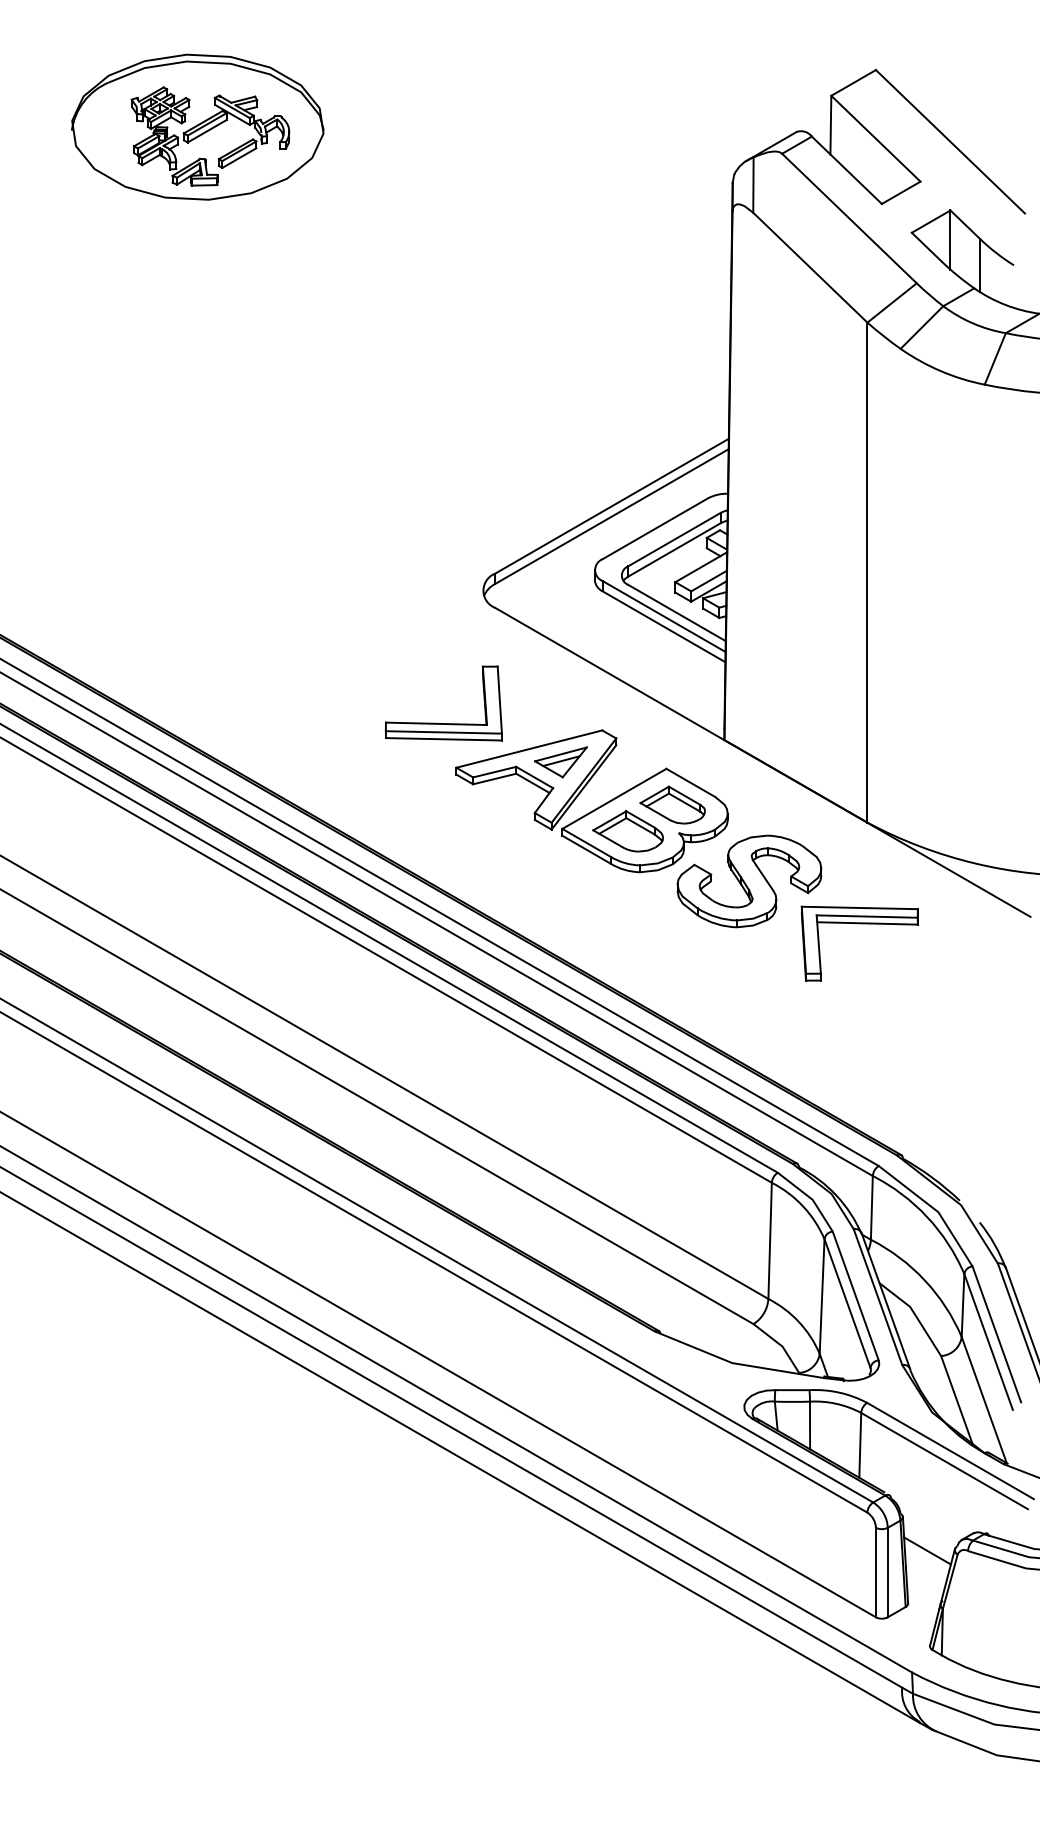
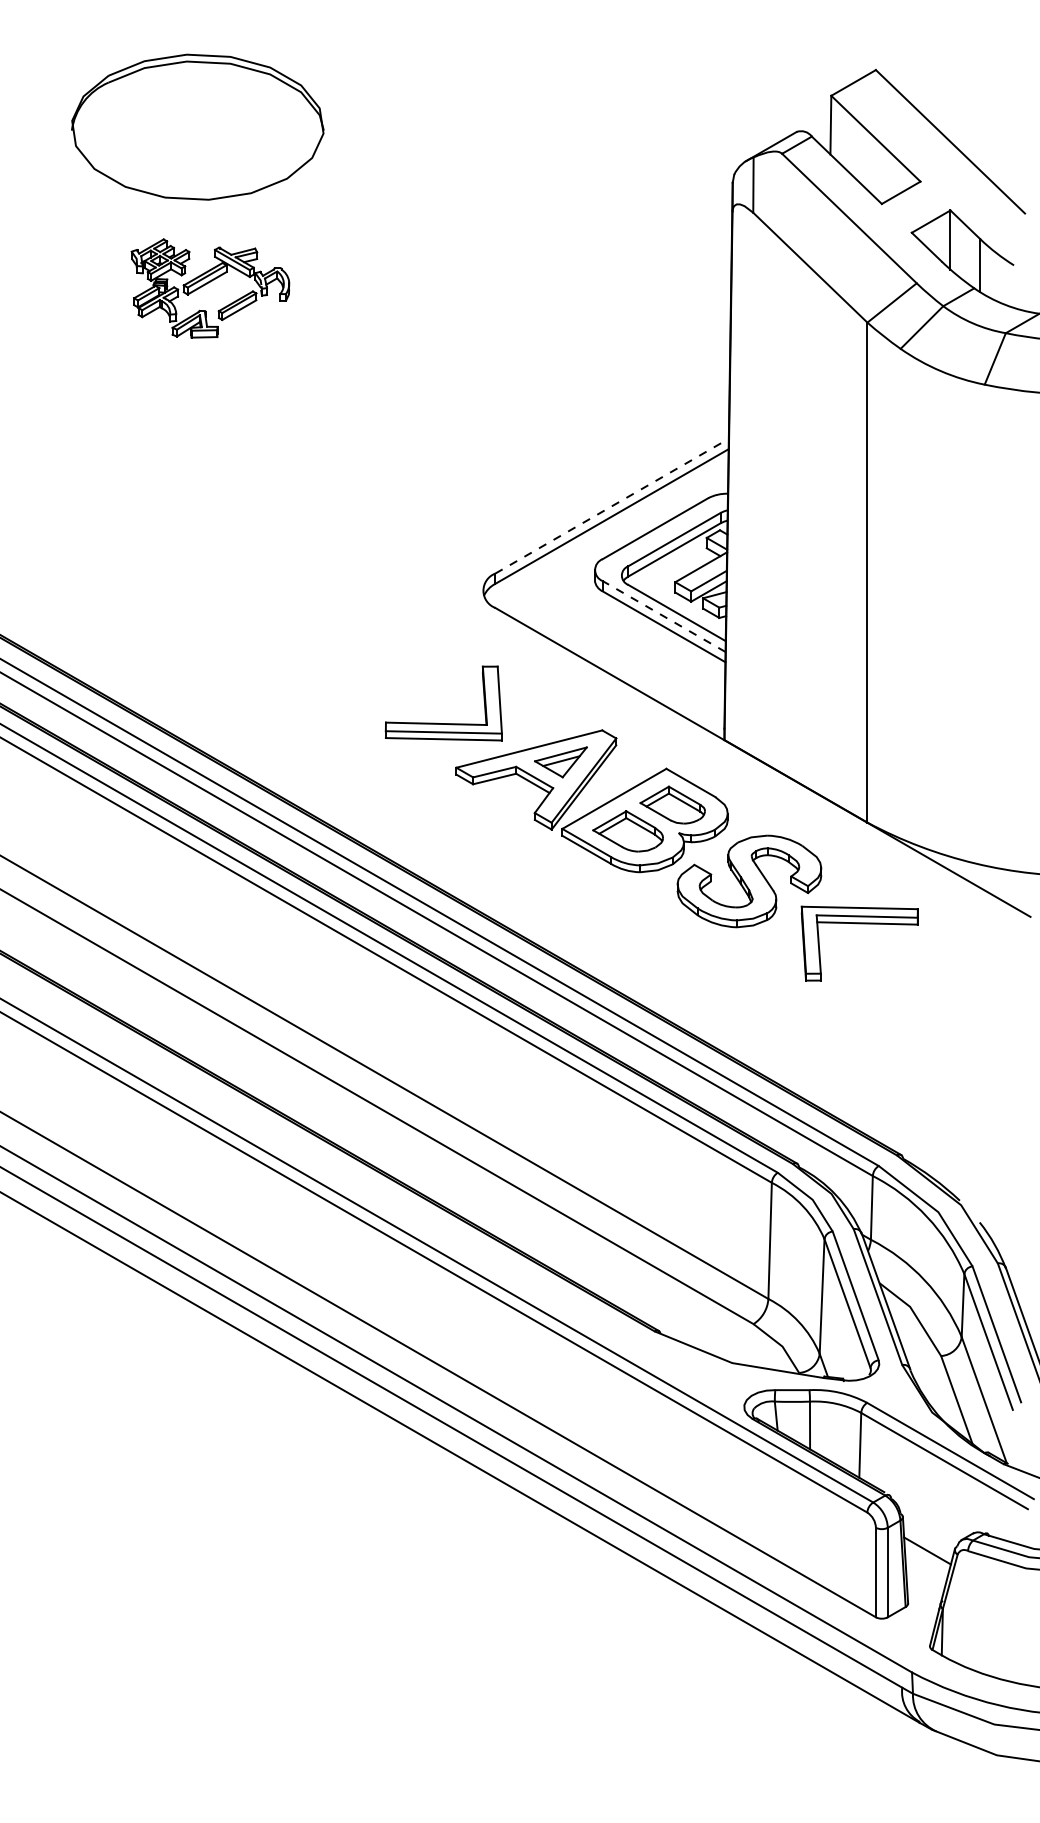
part position: (210, 136) -> (210, 288) (210, 288)
line: solid -> dashed (612, 506)
line: solid -> dashed (664, 616)
